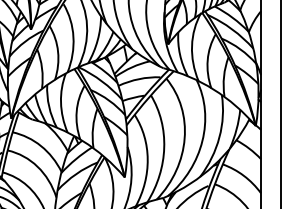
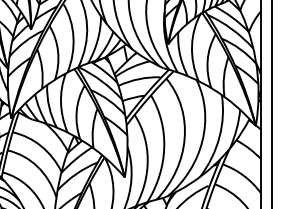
line position: (281, 103) -> (272, 103) (272, 103)
